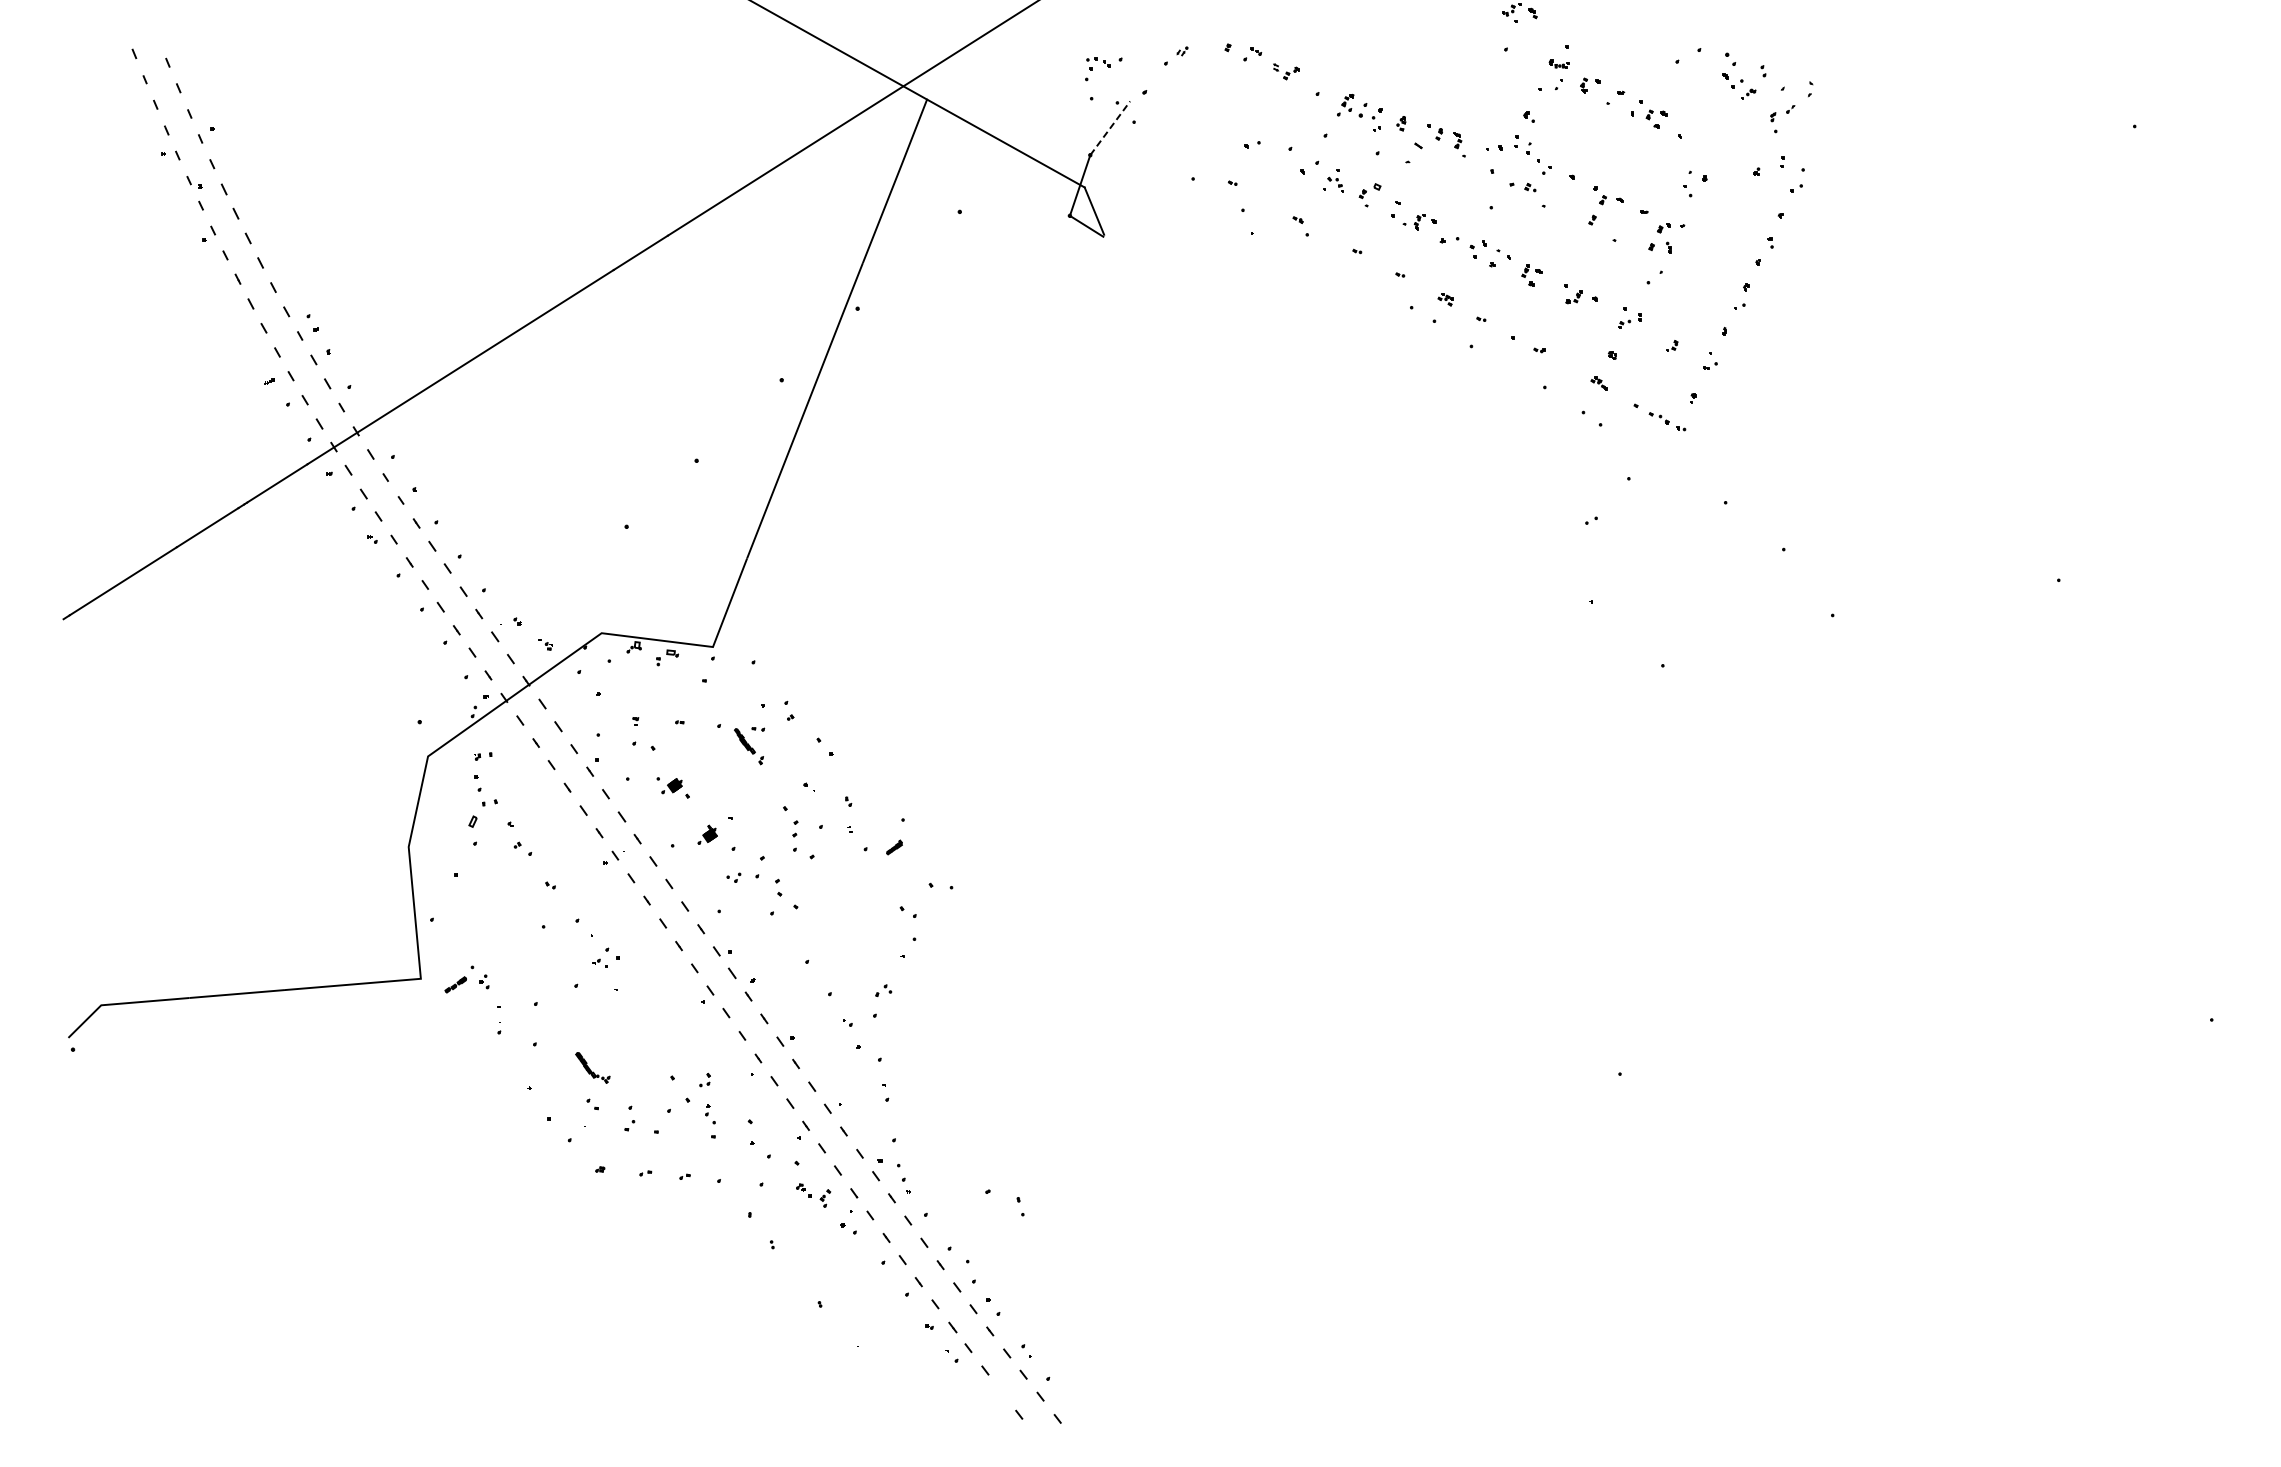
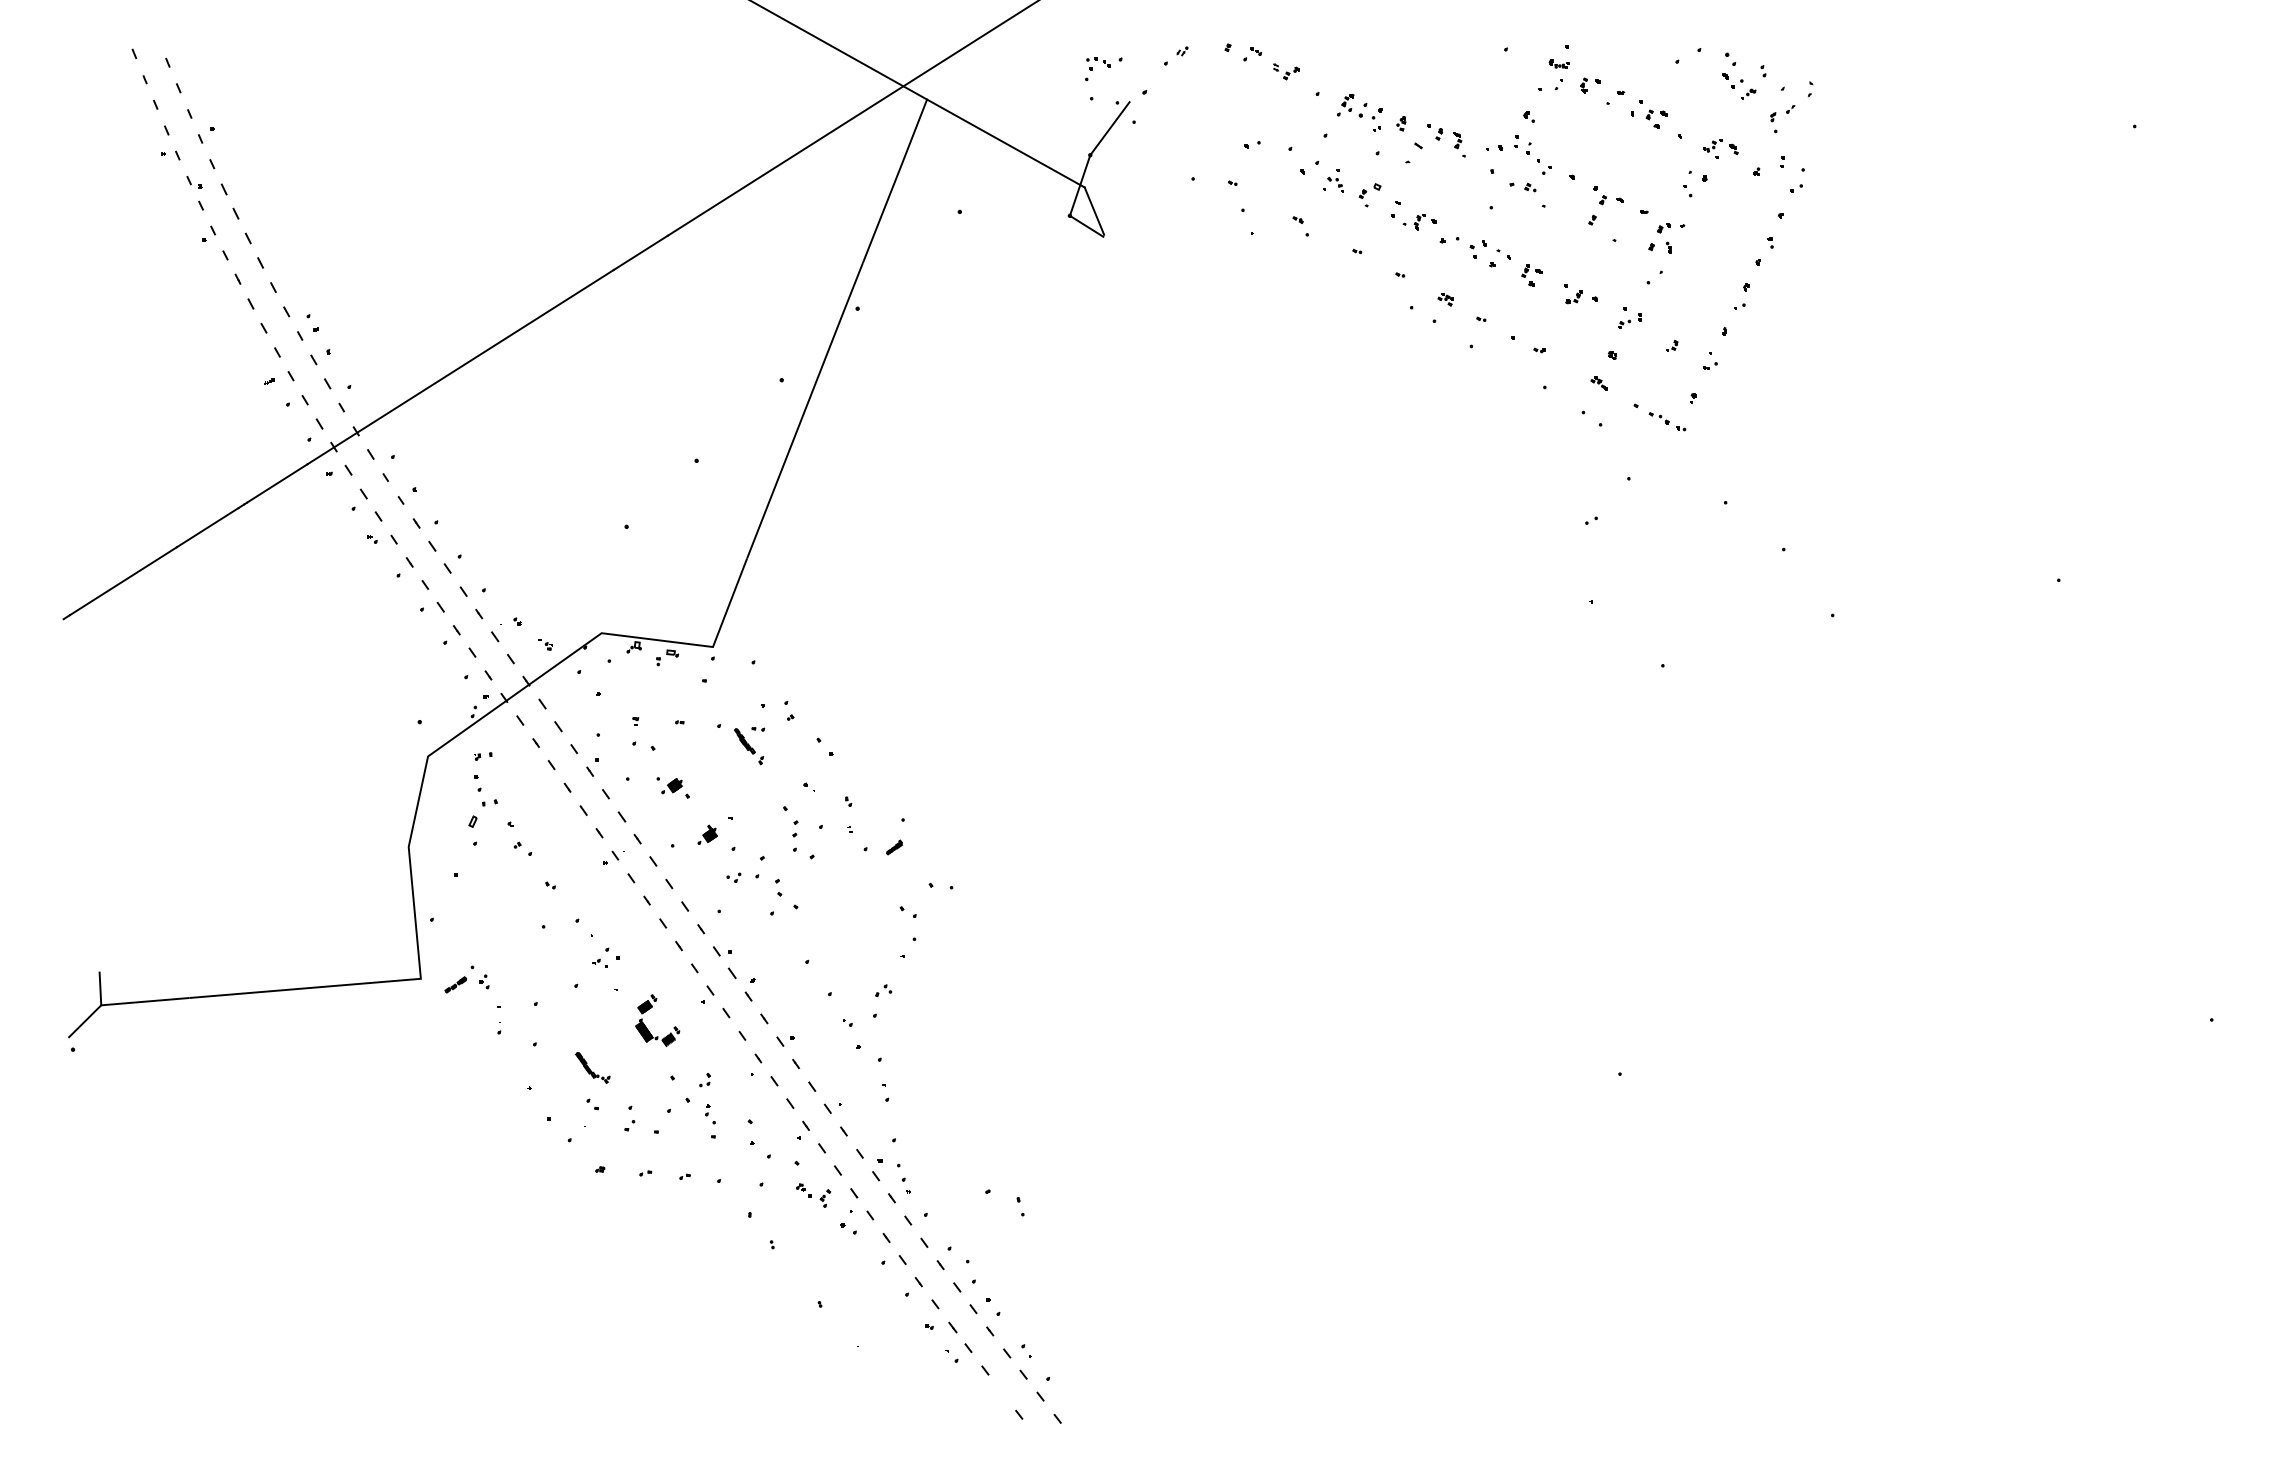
part position: (1519, 12) -> (1720, 148) (1720, 148)
line: dashed -> solid (1110, 127)
line: none -> present (100, 988)
part: none -> present (646, 1026)
